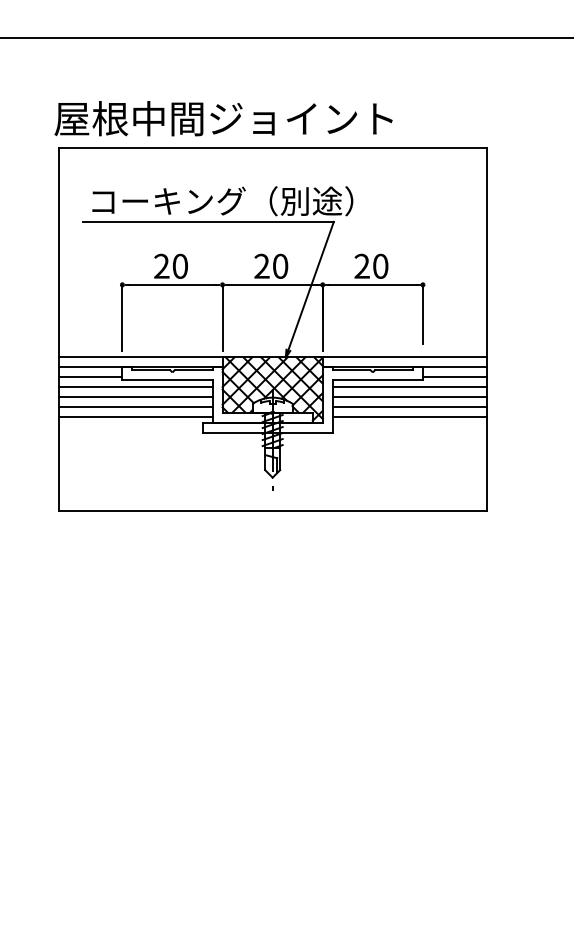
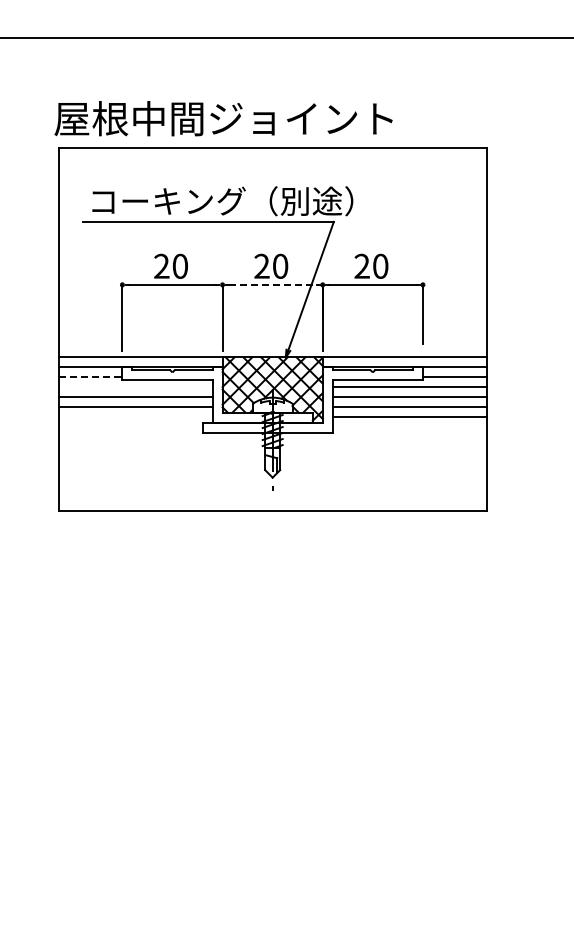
line: solid -> dashed (272, 284)
line: solid -> dashed (90, 377)
line: present -> none (135, 387)
line: present -> none (135, 417)
